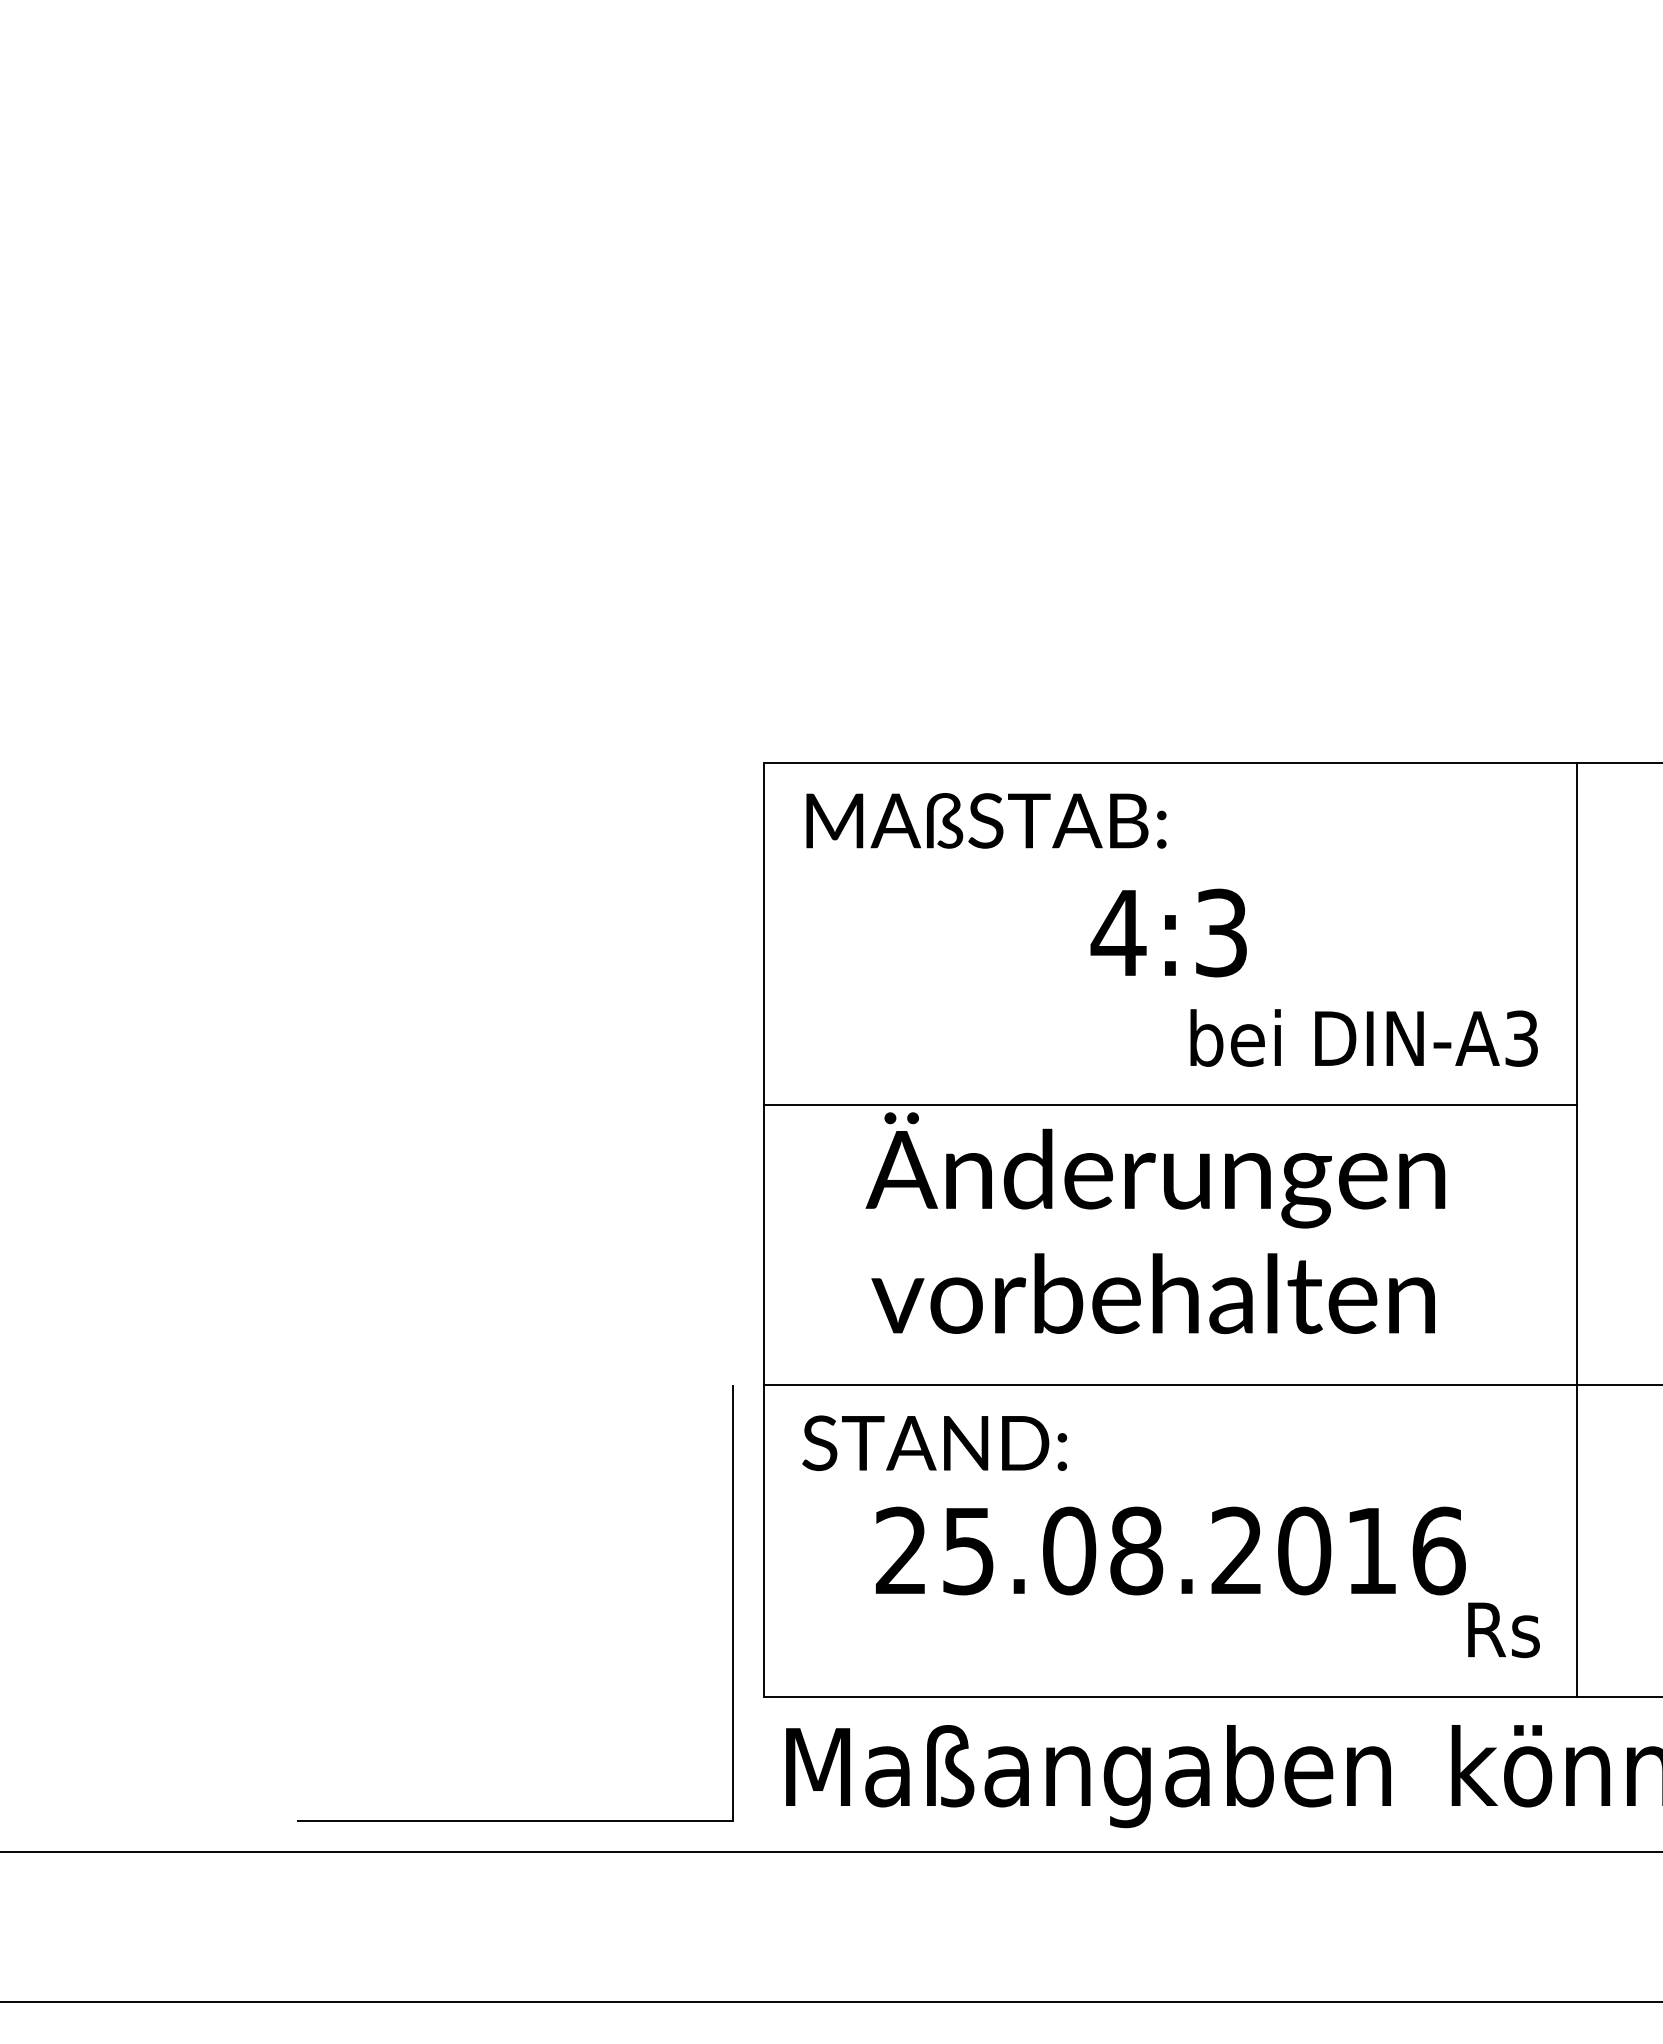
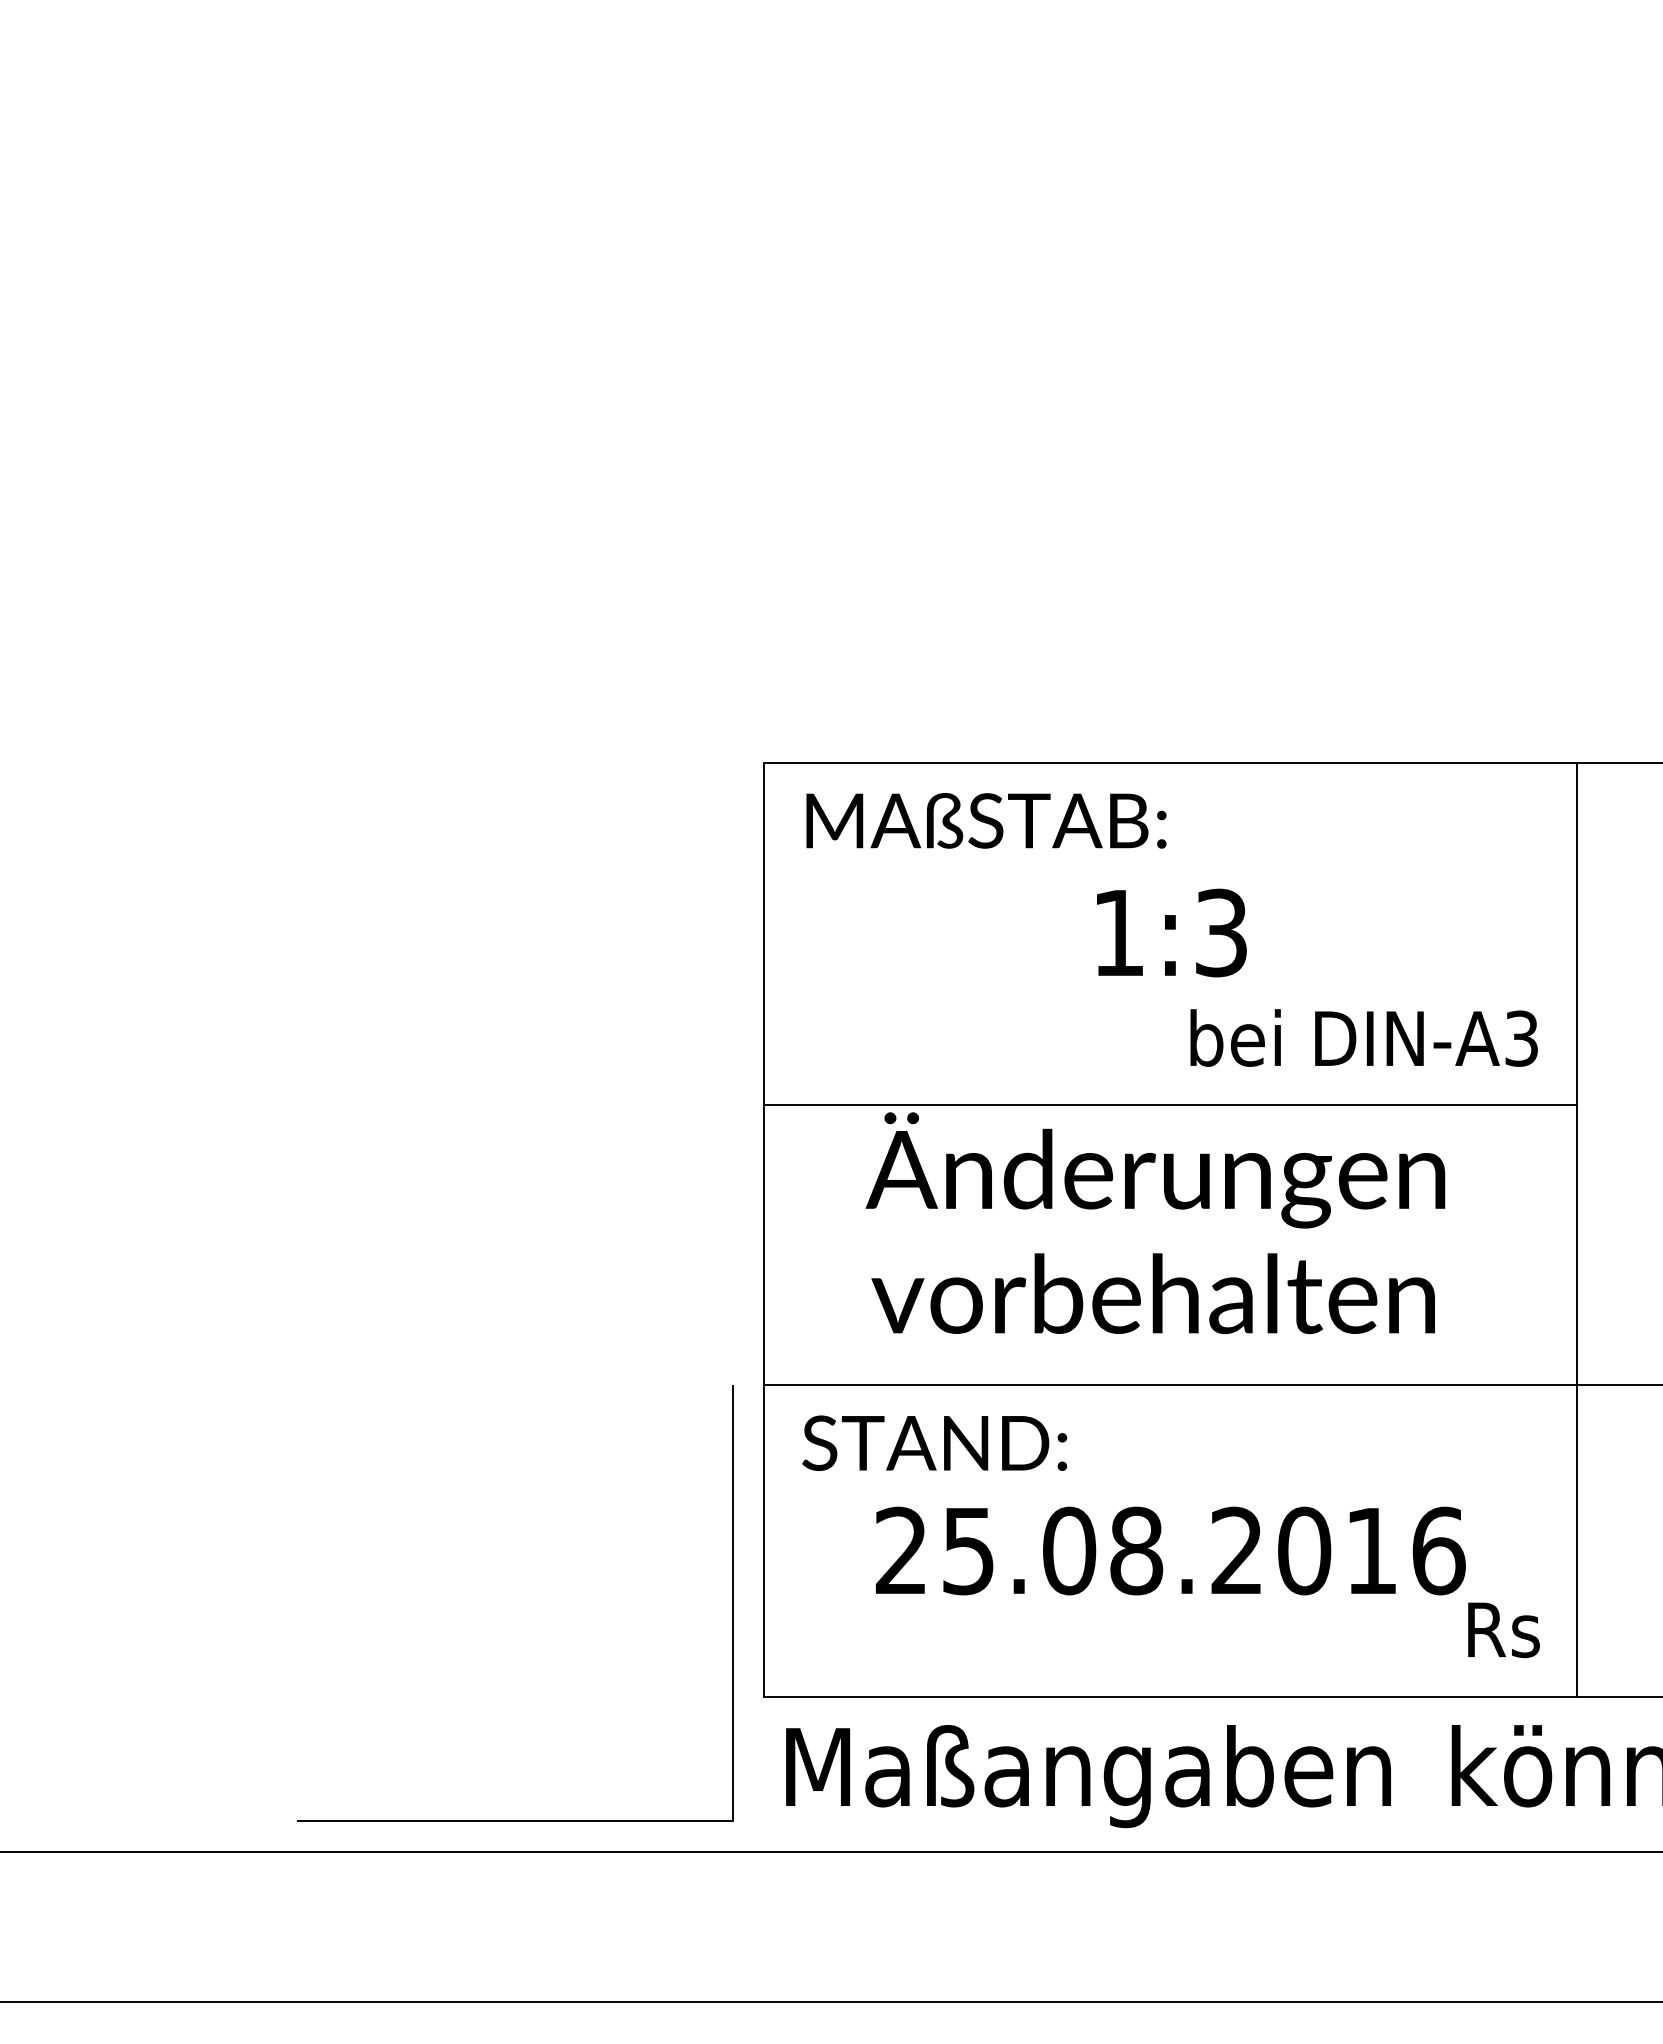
text: 4:3 -> 1:3 (1118, 932)
